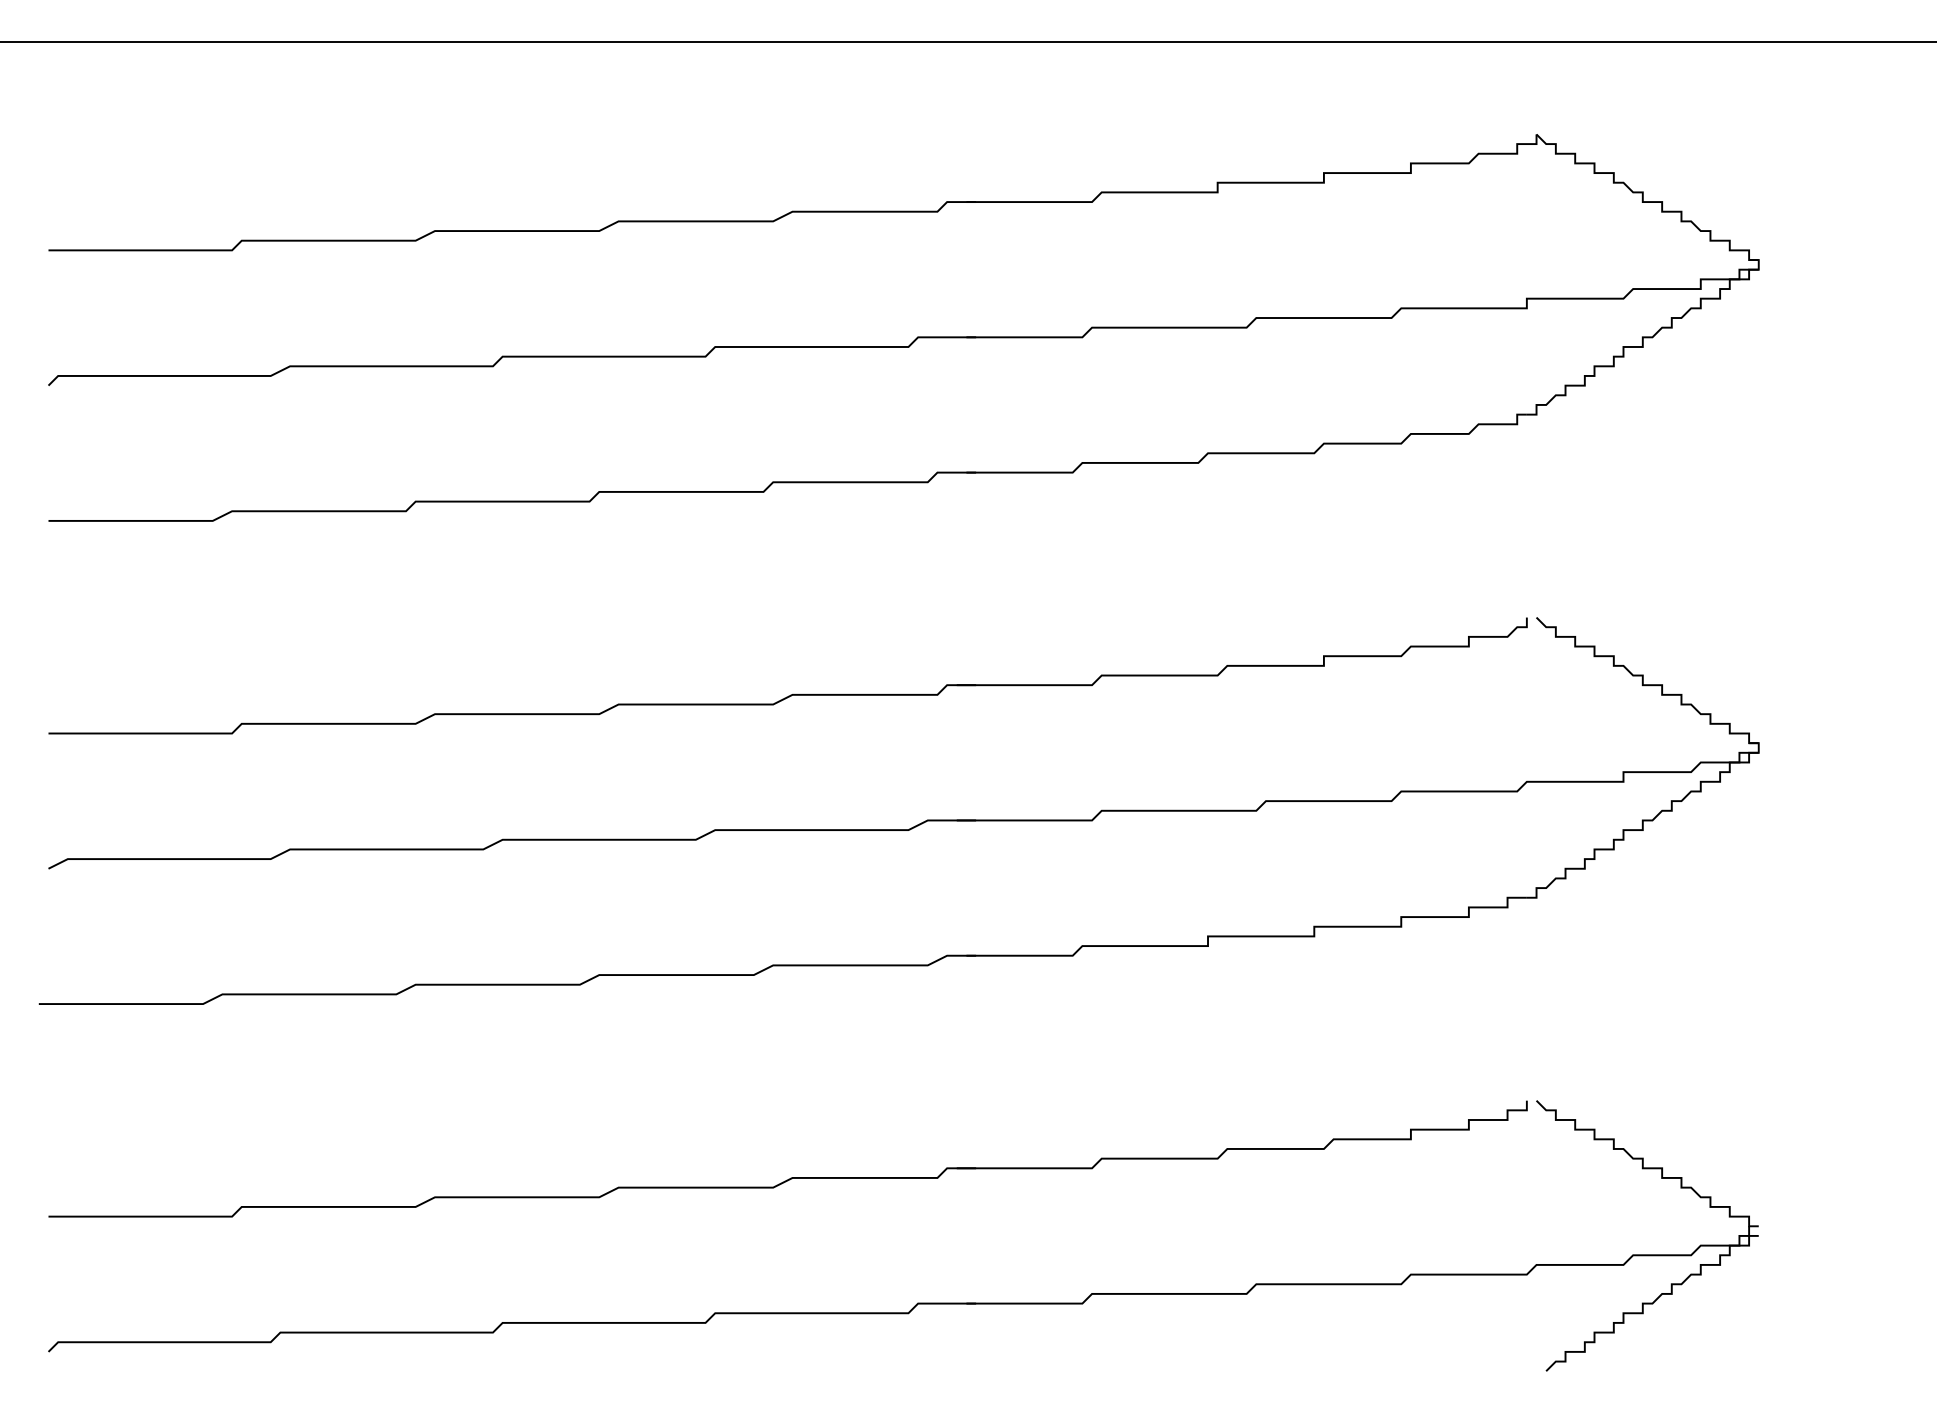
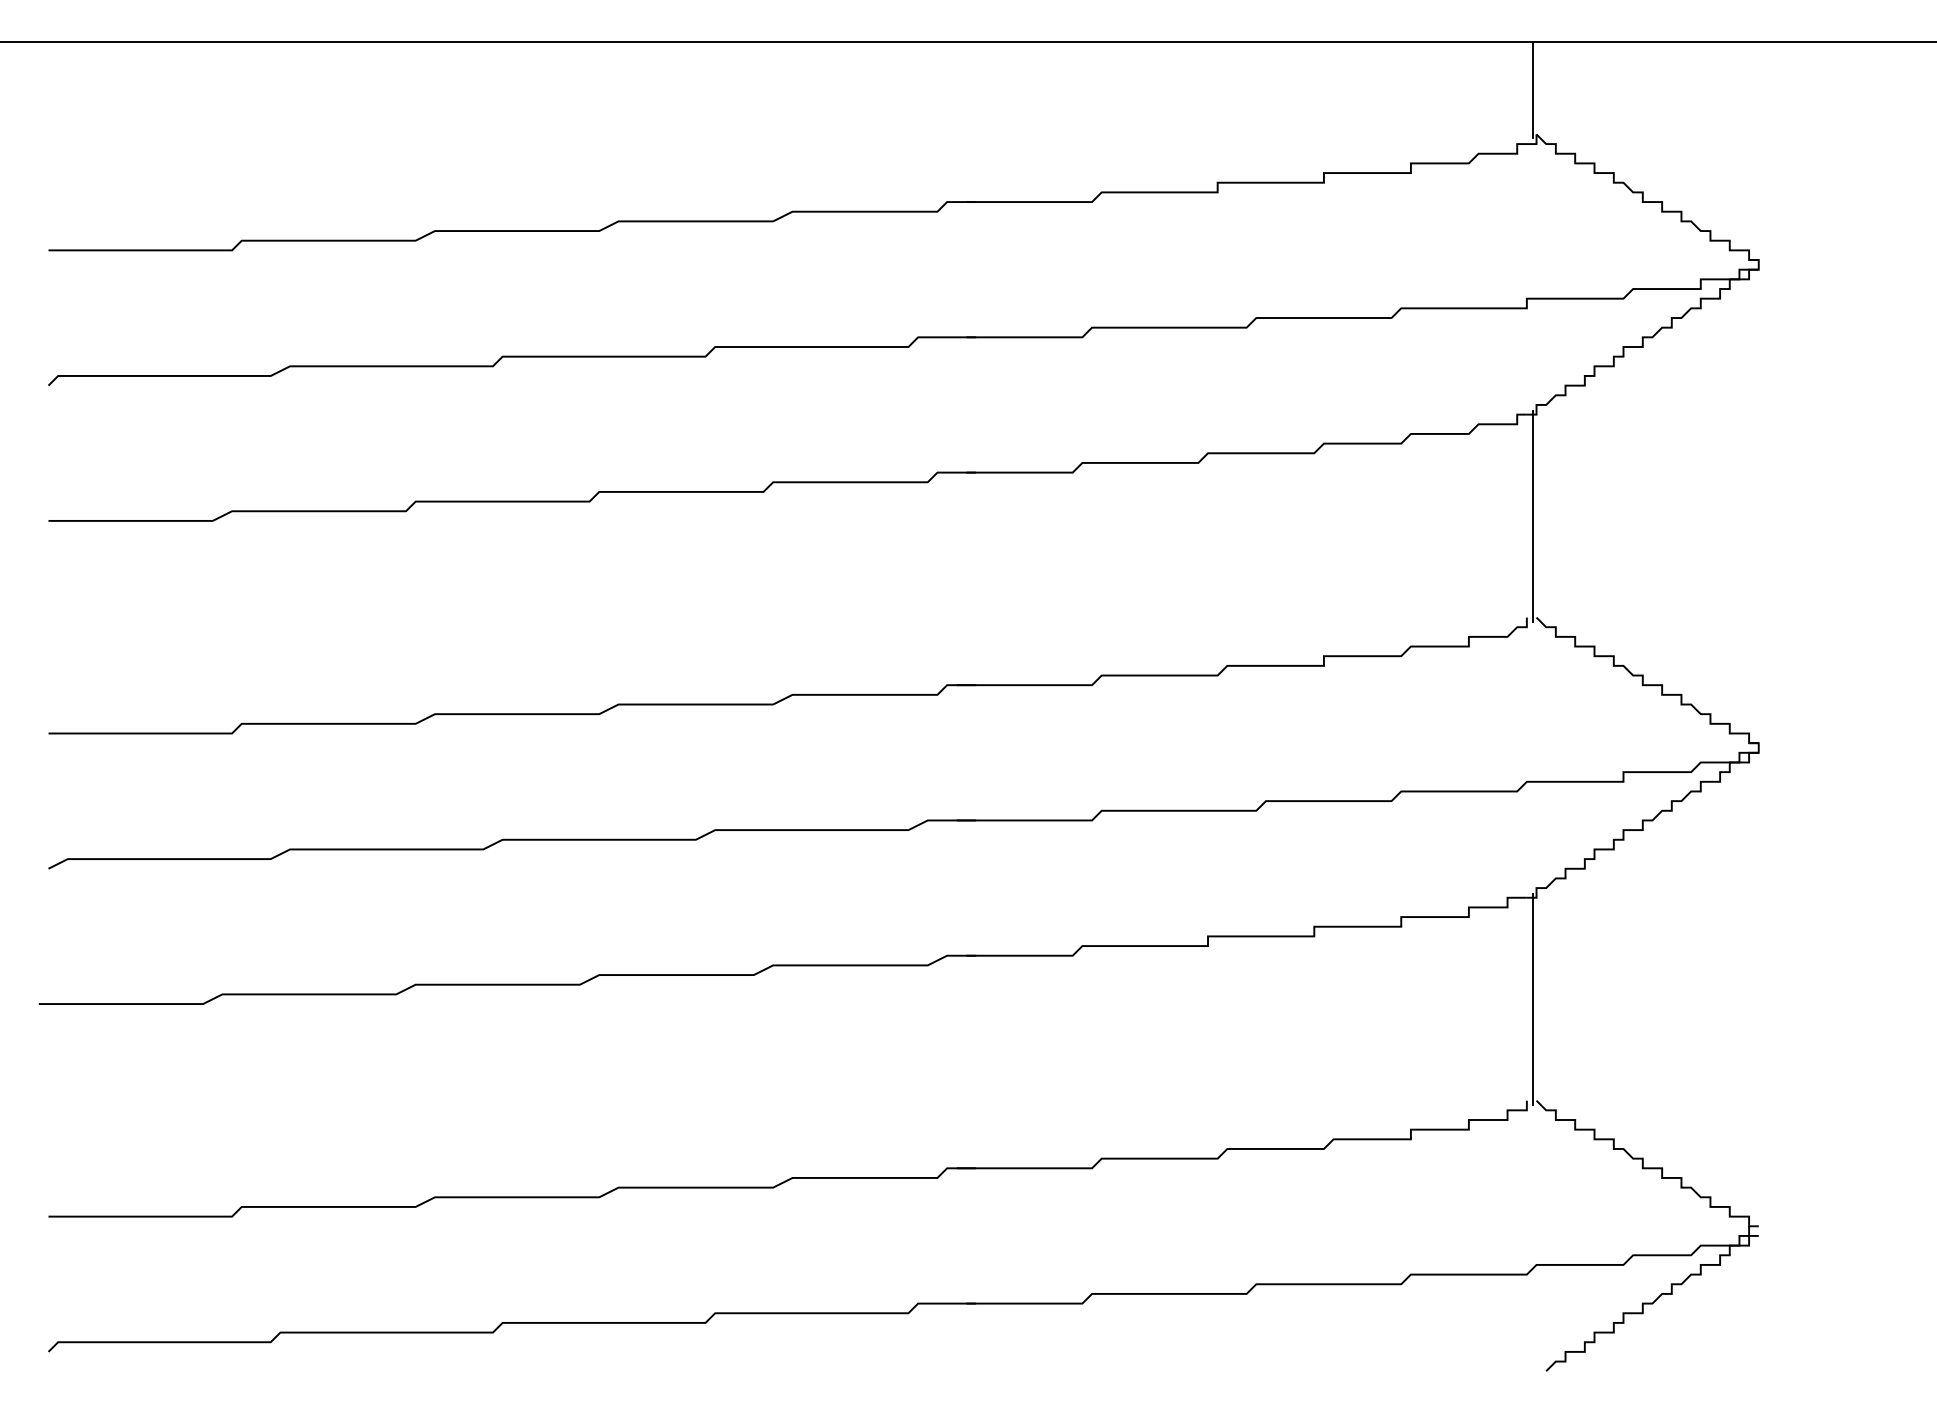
line: none -> present (1532, 90)
line: none -> present (1532, 515)
line: none -> present (1532, 999)
